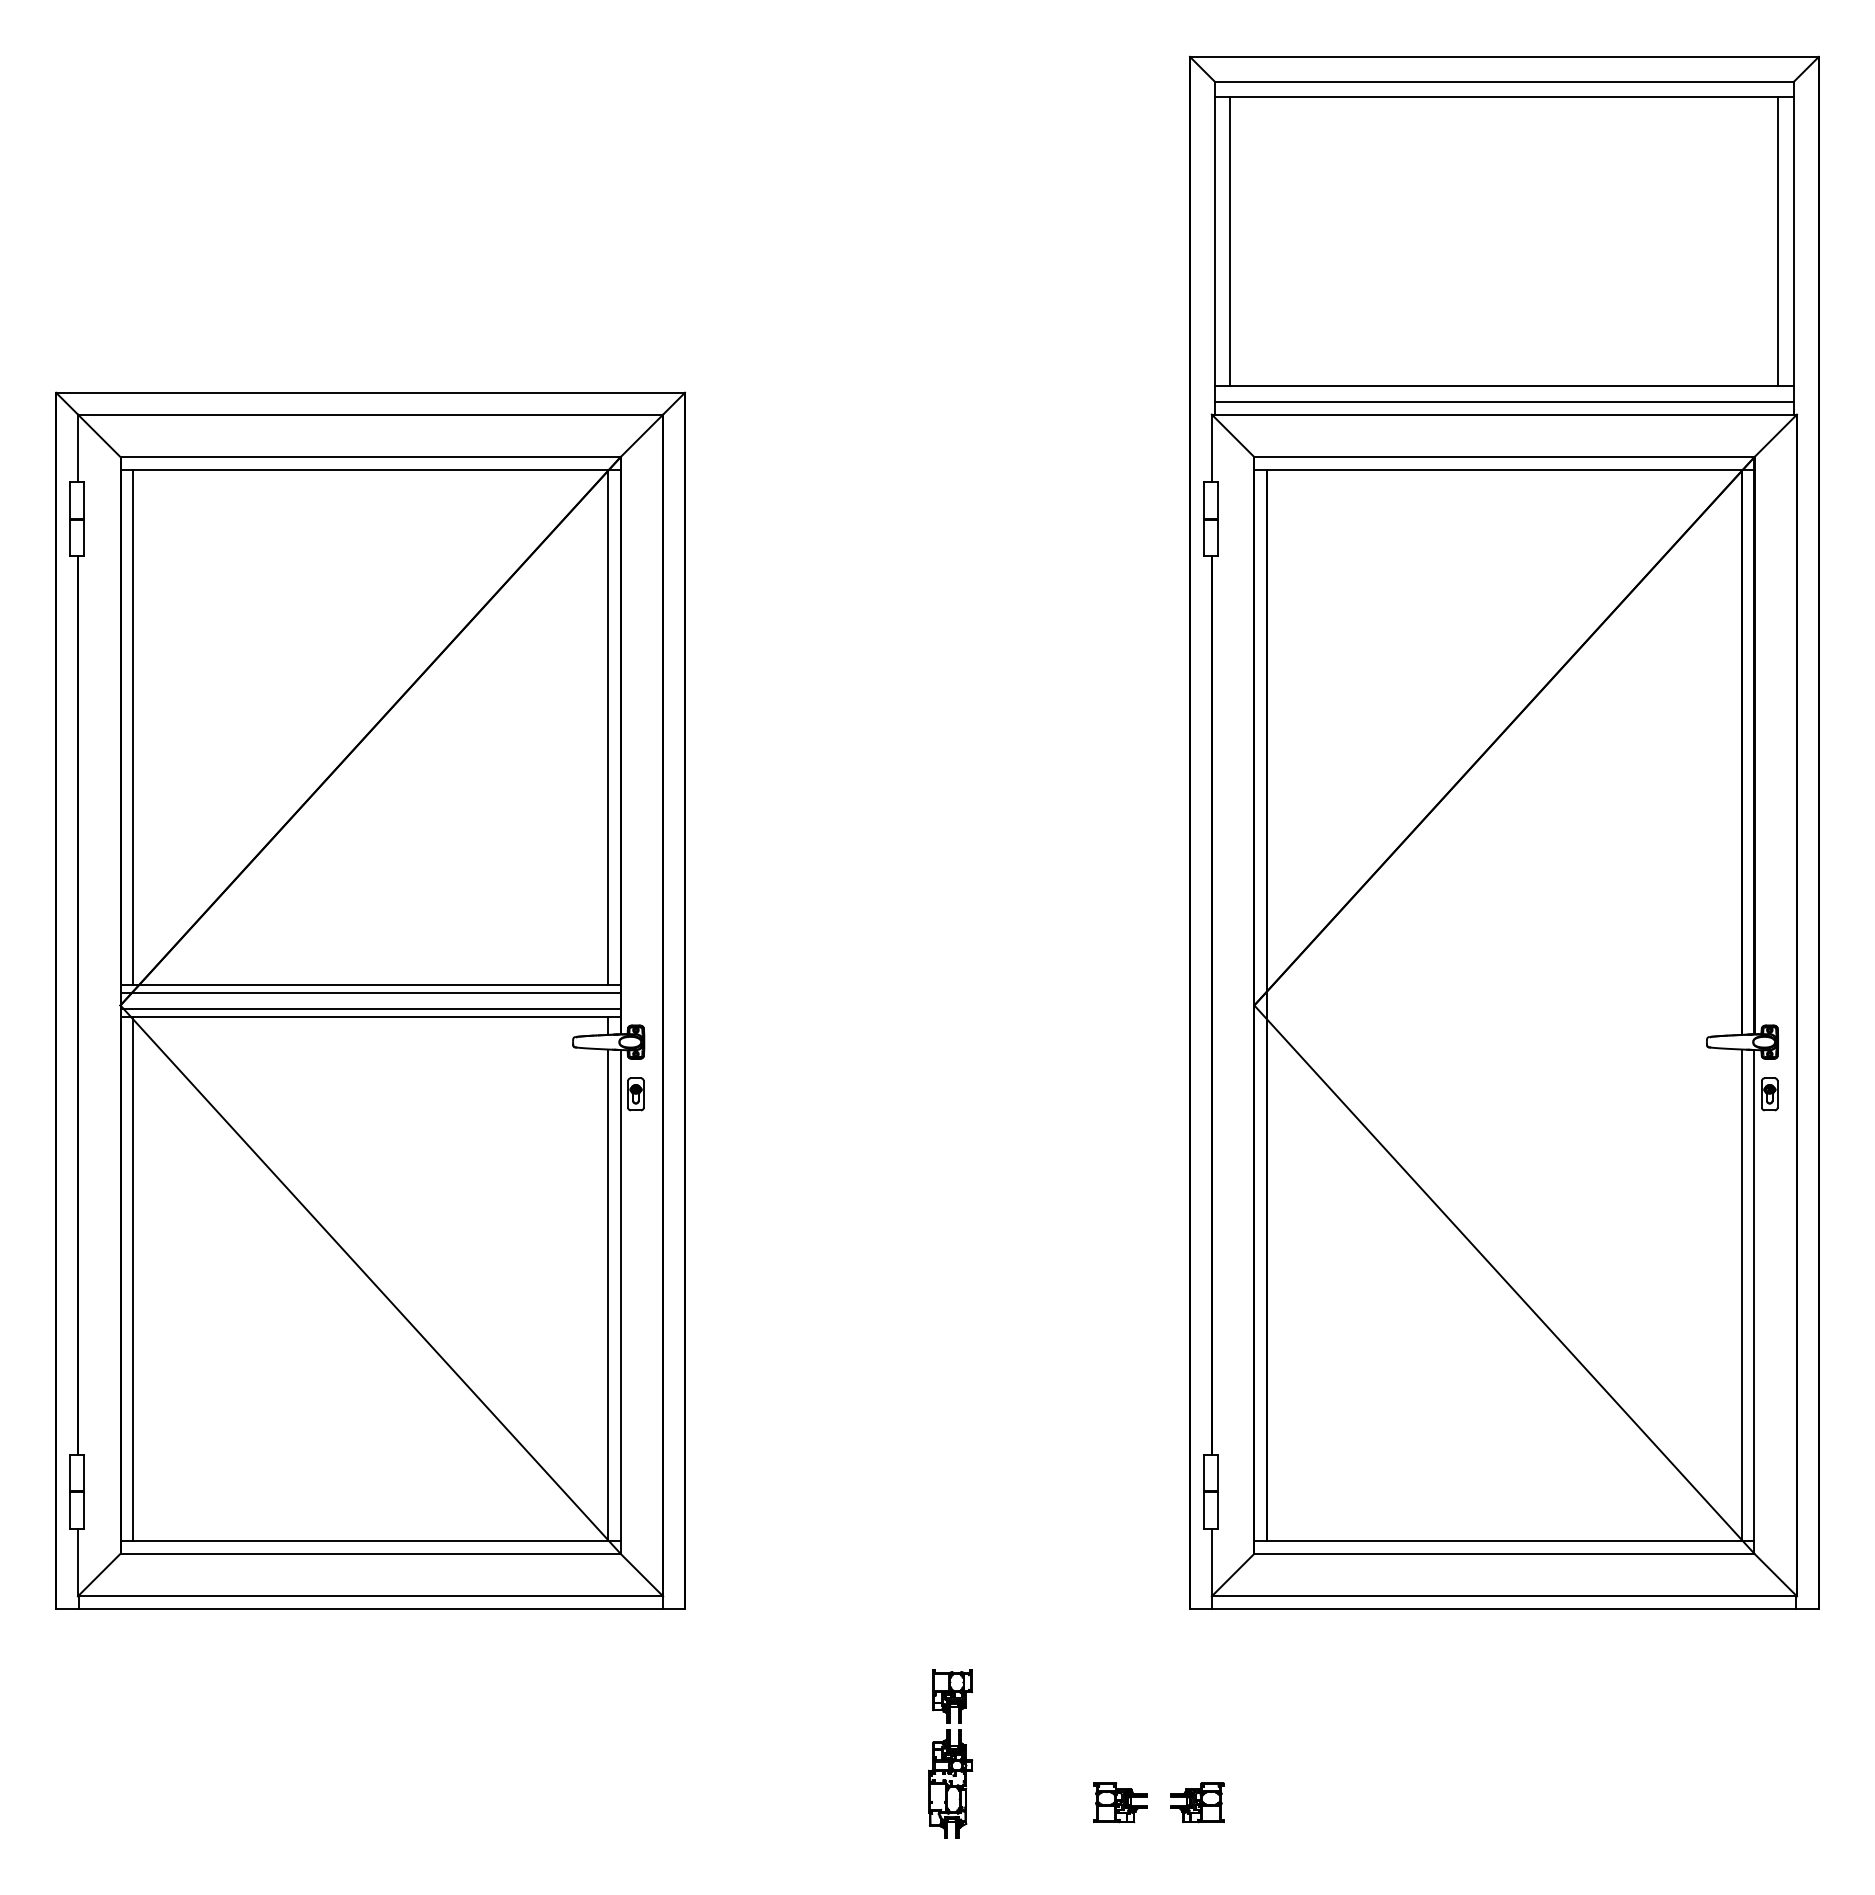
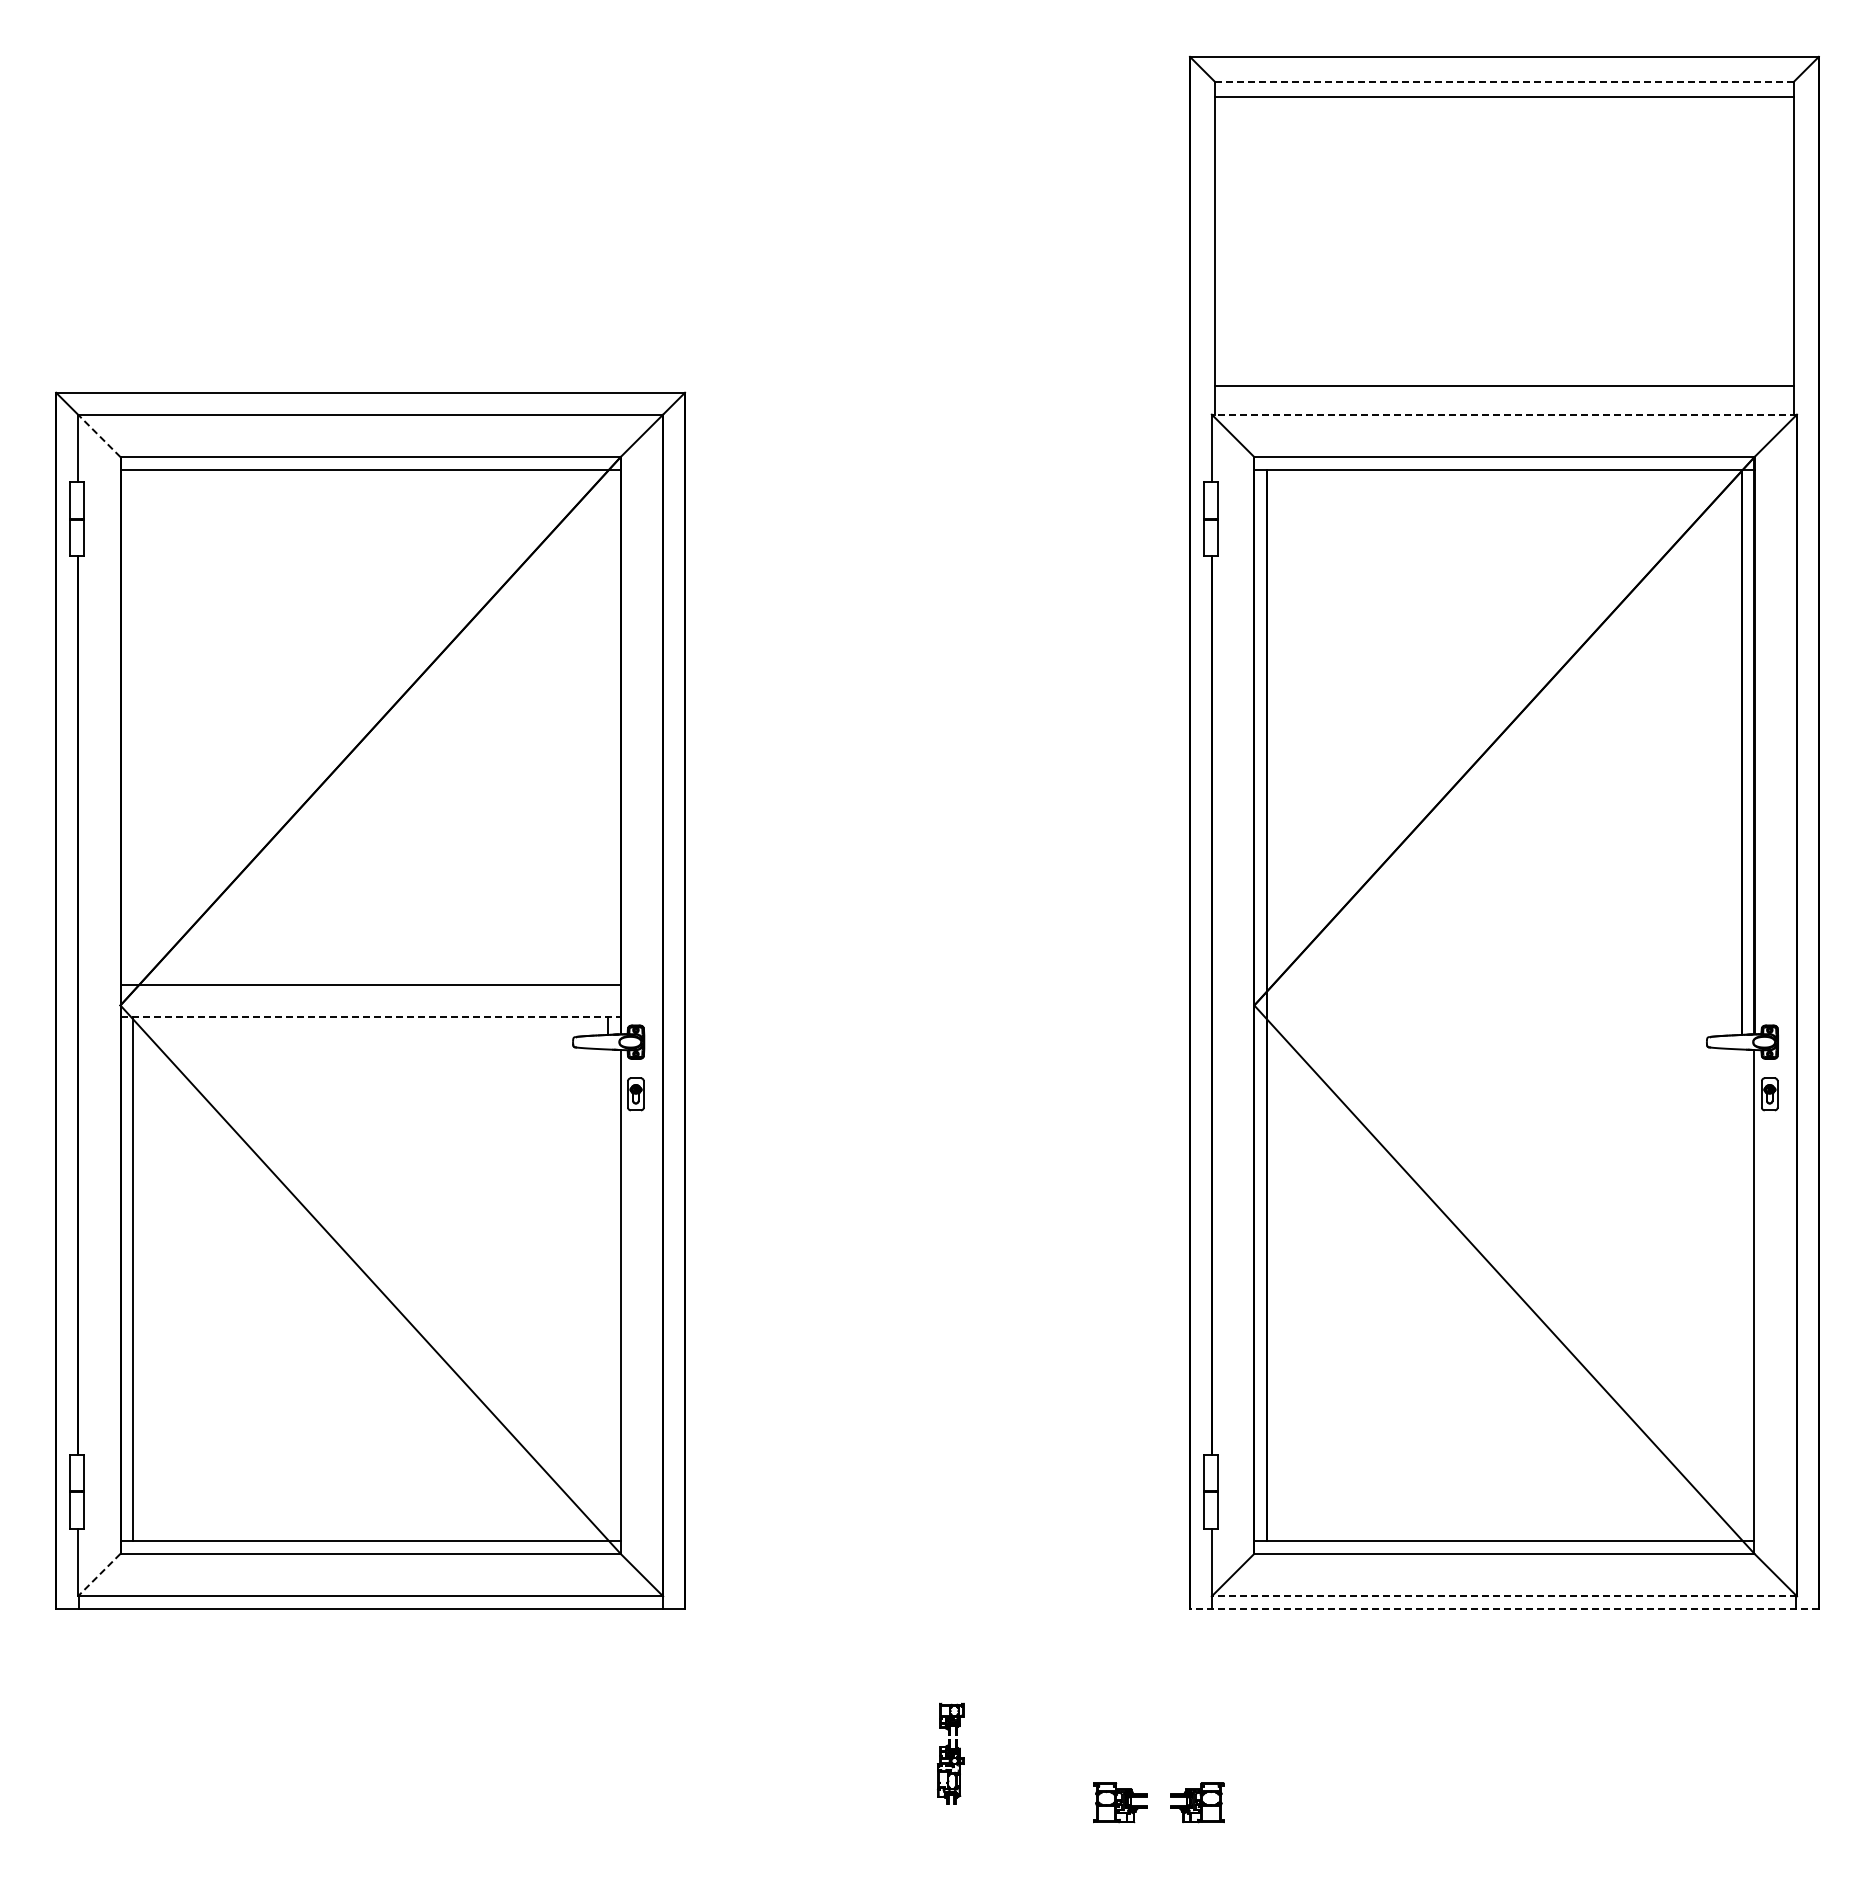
line: solid -> dashed (1503, 82)
line: present -> none (1230, 241)
line: present -> none (1778, 241)
line: present -> none (1504, 401)
line: solid -> dashed (1504, 414)
line: solid -> dashed (98, 435)
line: present -> none (133, 726)
line: present -> none (608, 726)
line: present -> none (370, 992)
line: present -> none (370, 1009)
line: solid -> dashed (371, 1017)
line: present -> none (607, 1295)
line: present -> none (1741, 1295)
line: solid -> dashed (98, 1575)
line: solid -> dashed (1504, 1596)
line: solid -> dashed (1503, 1609)
part size: 46x170 px -> 28x103 px (950, 1753)
